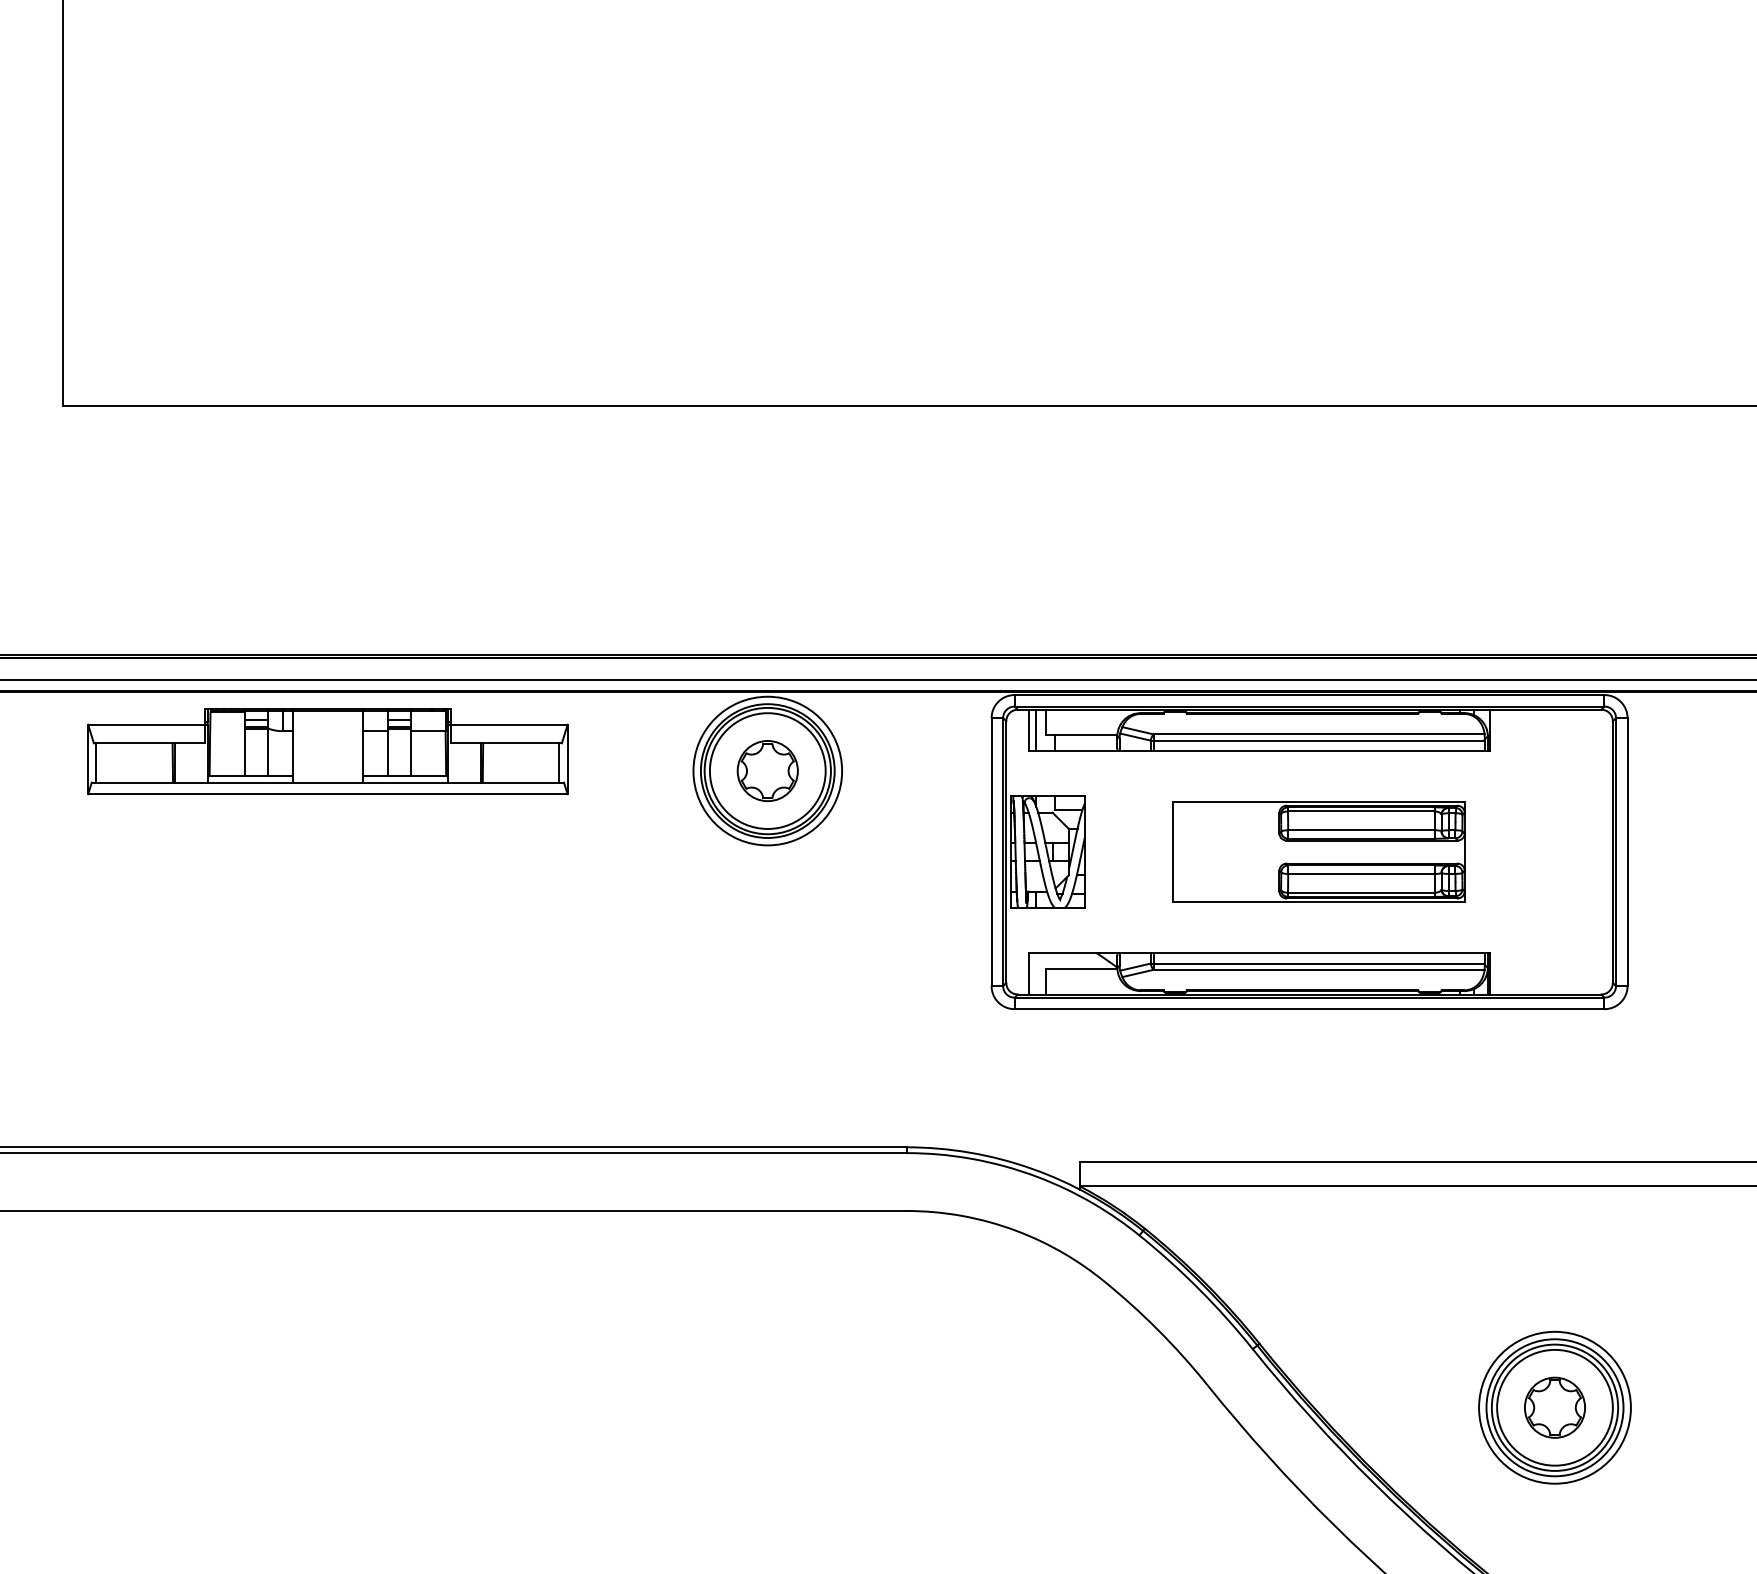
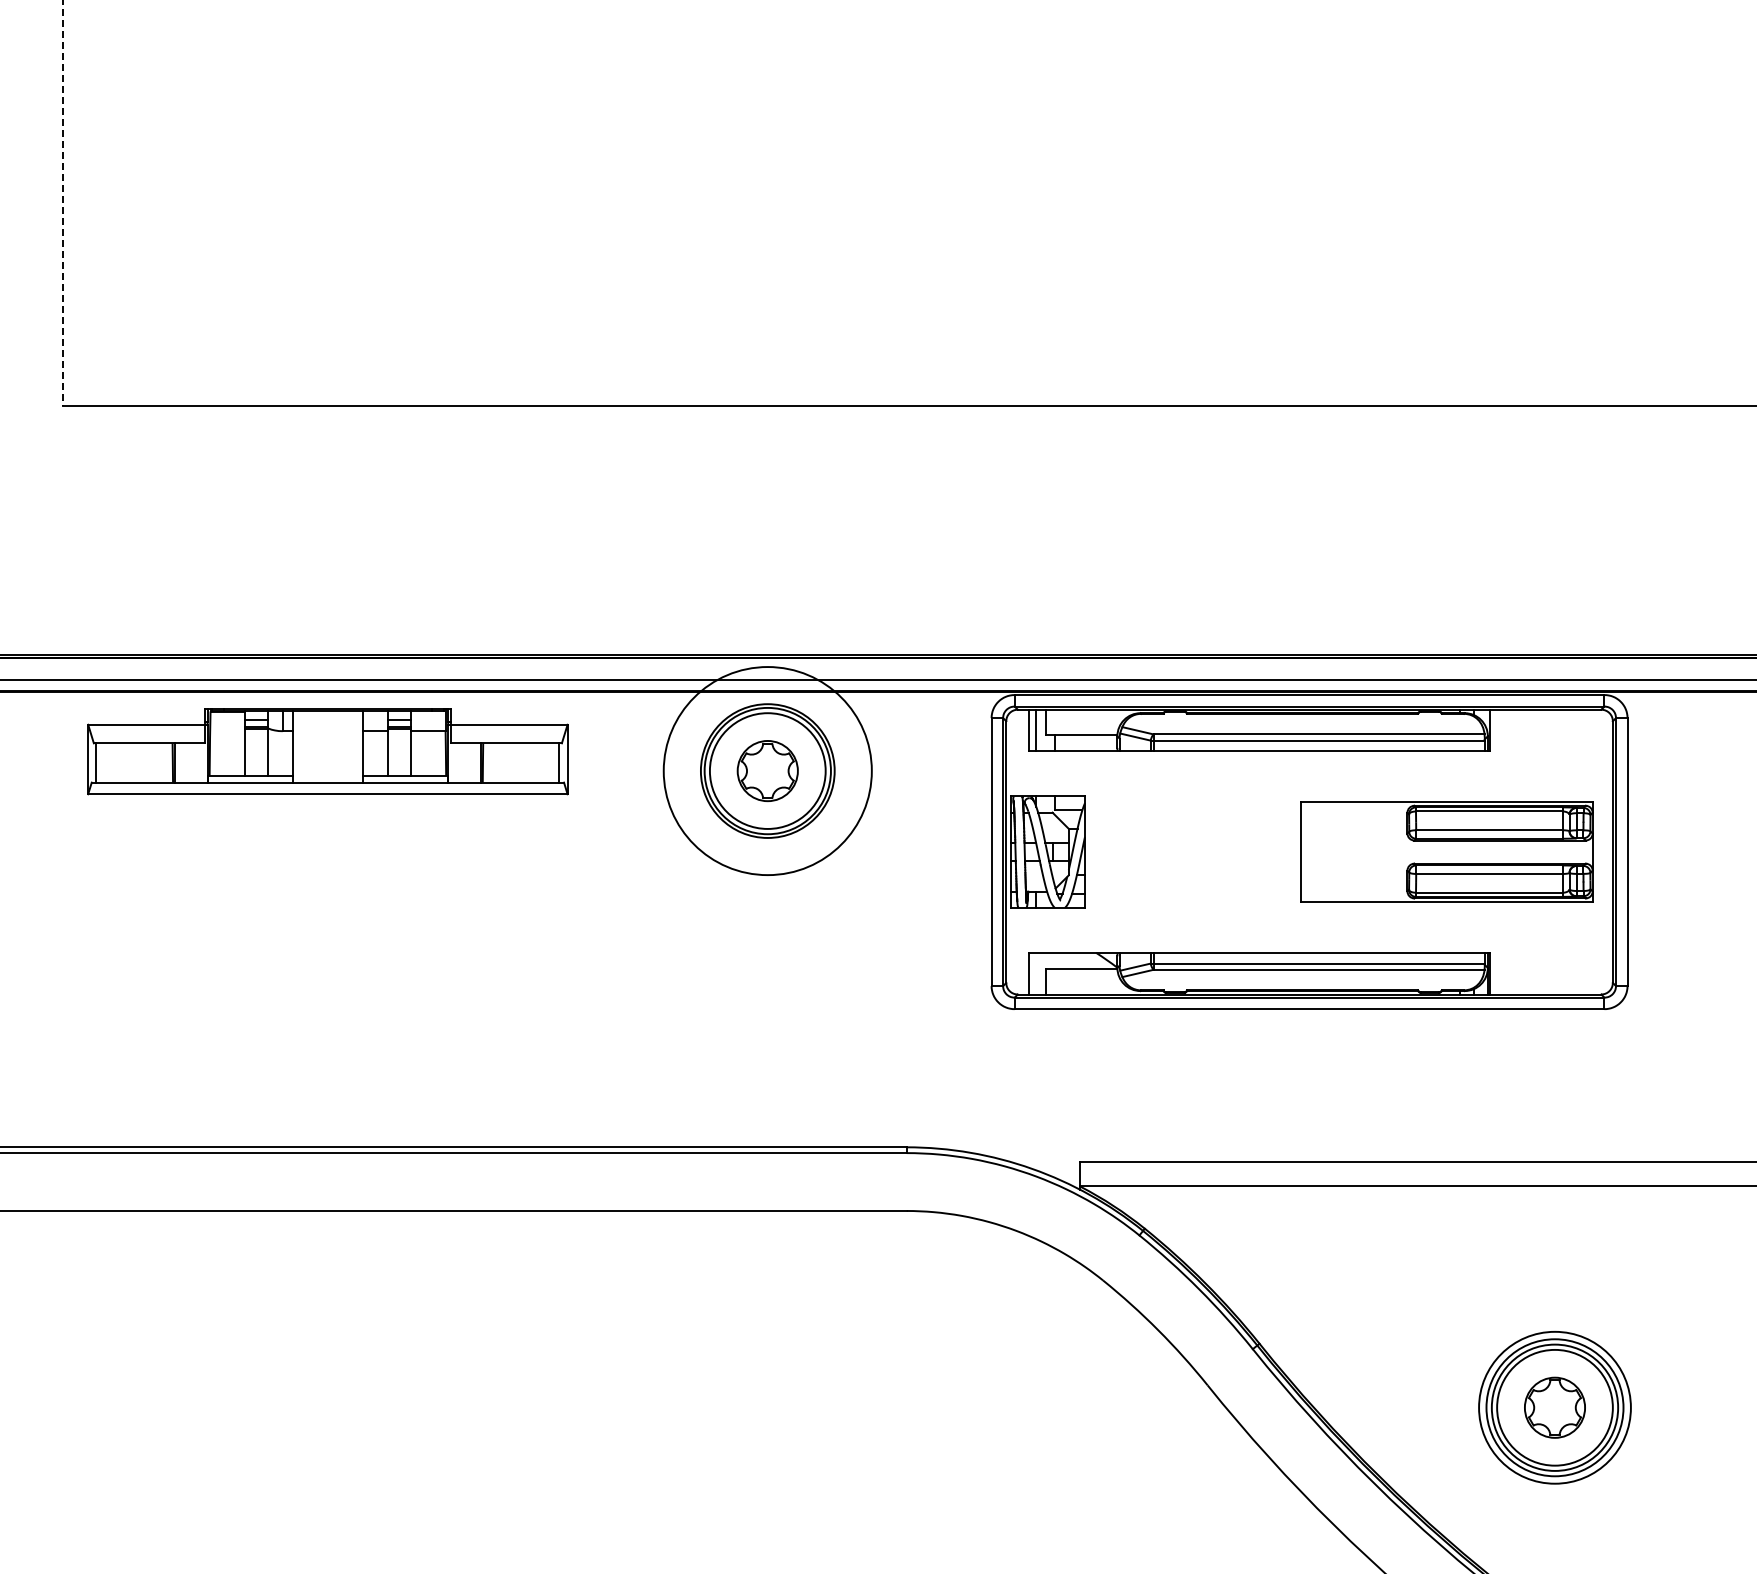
line: solid -> dashed (62, 203)
circle diameter: 149 px -> 208 px (767, 771)
part position: (1318, 851) -> (1446, 851) (1446, 851)
